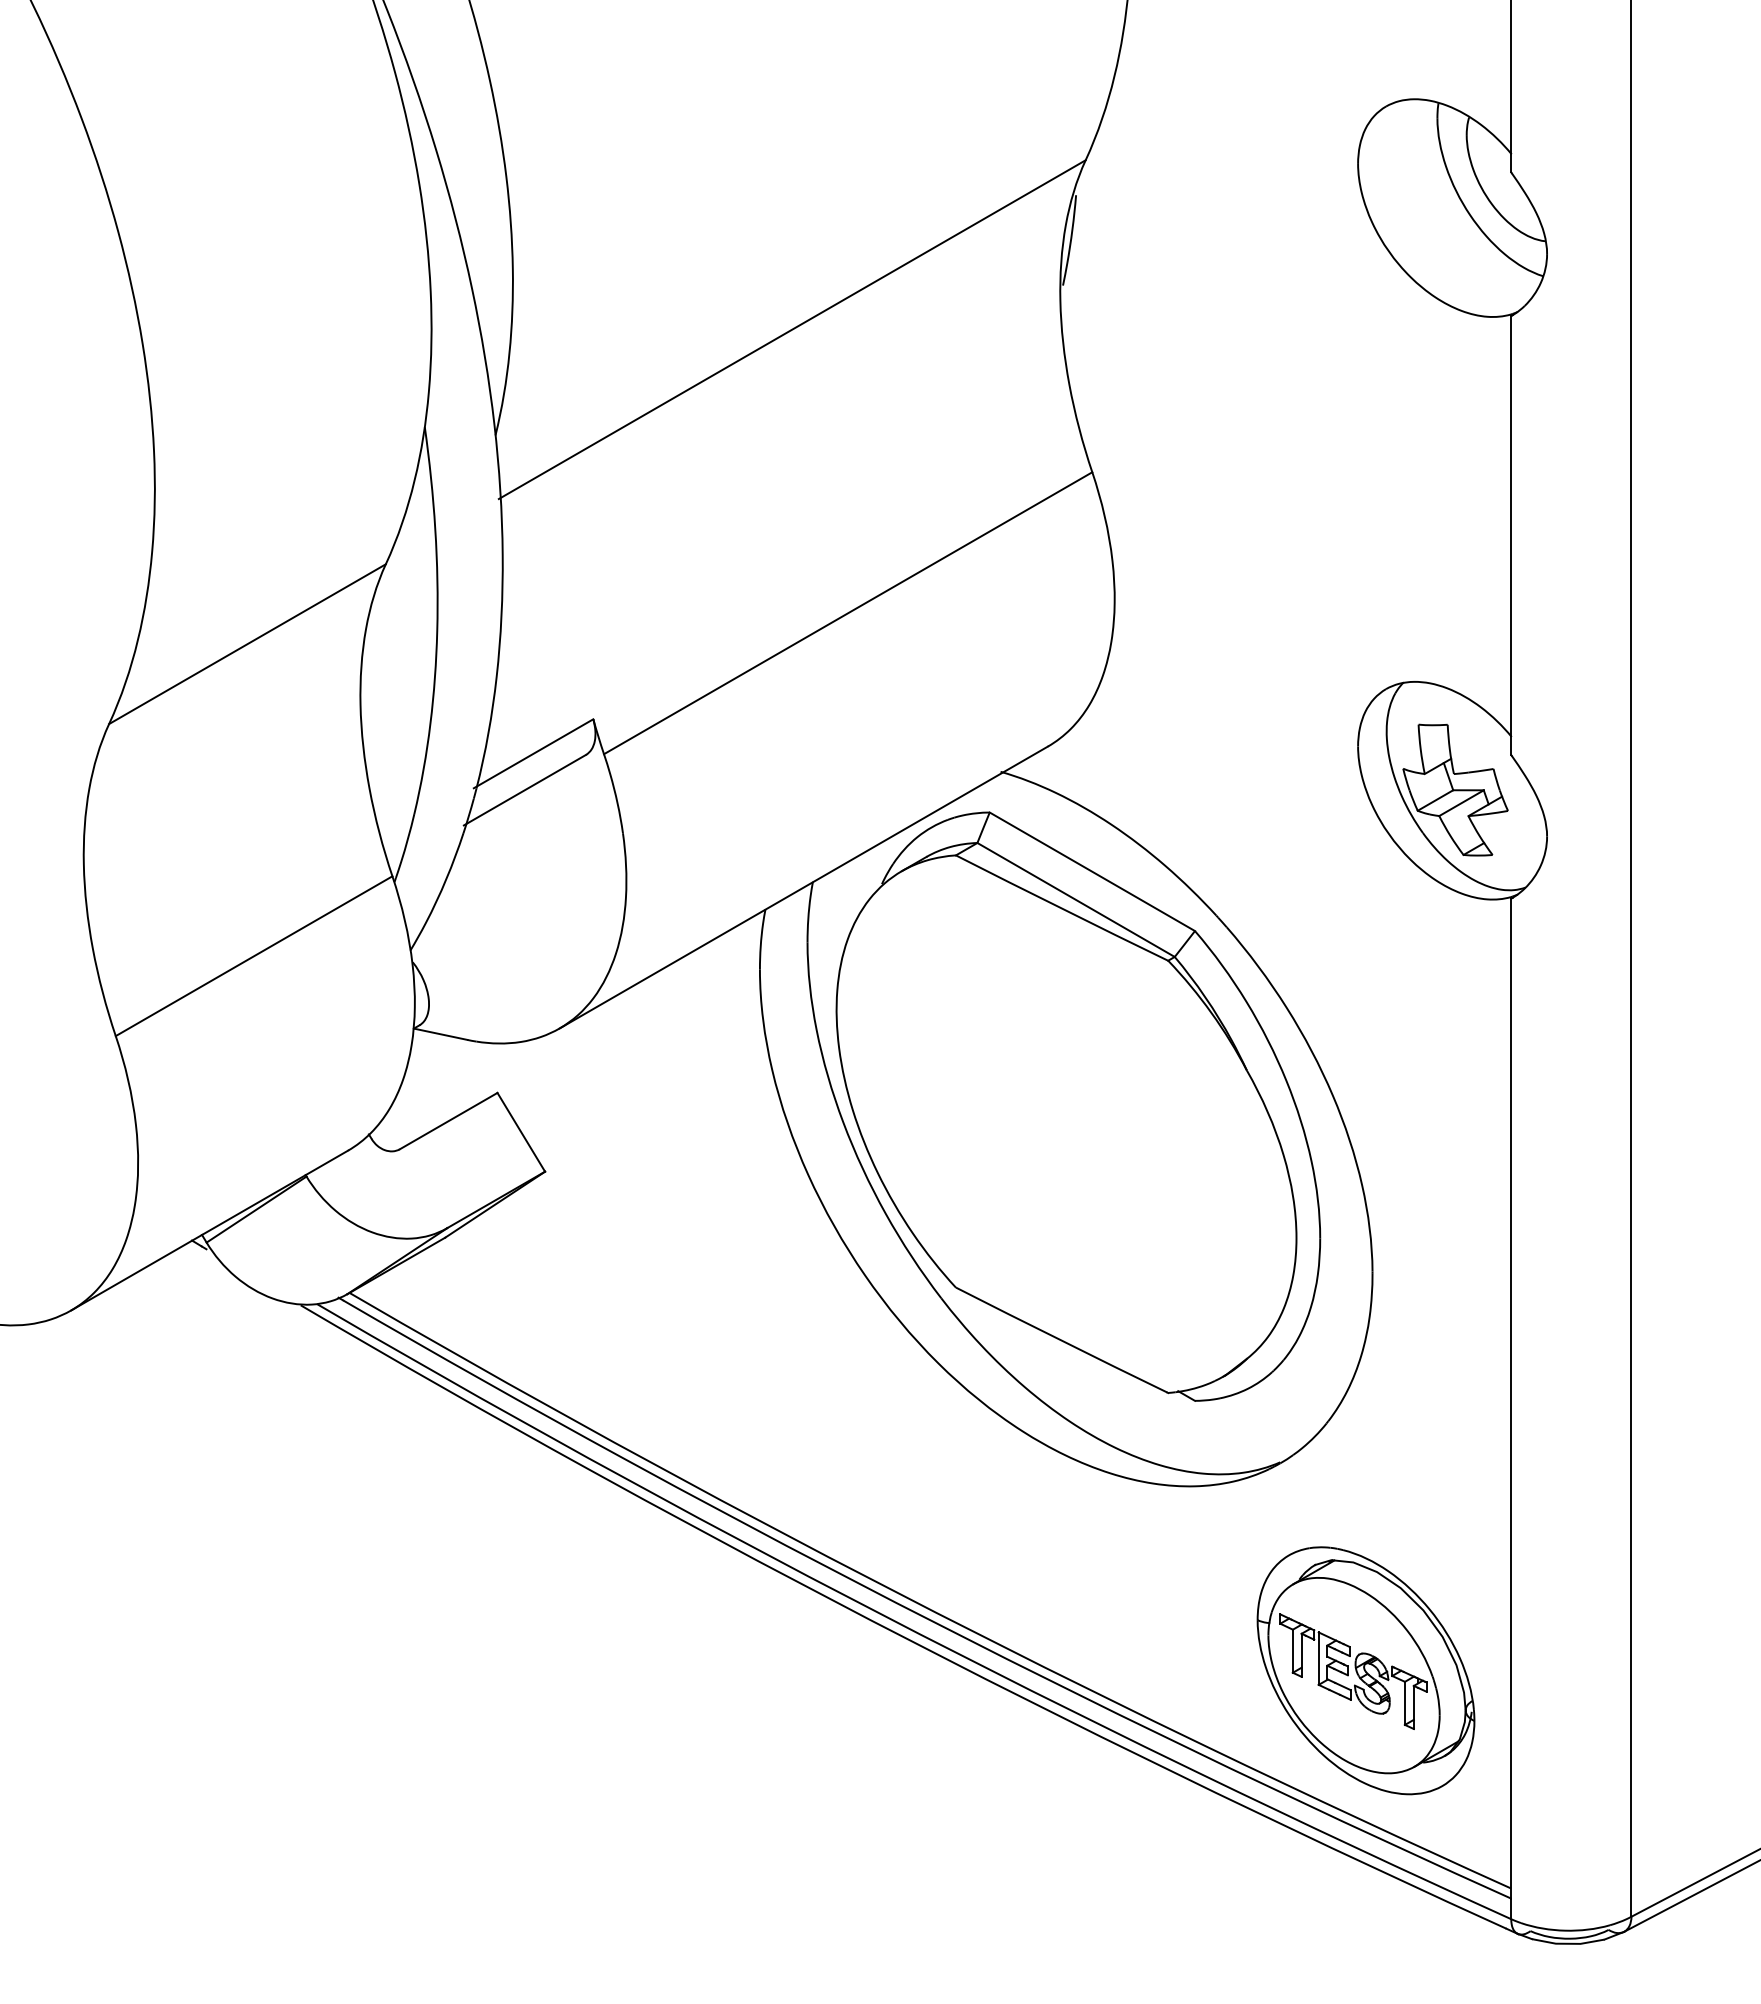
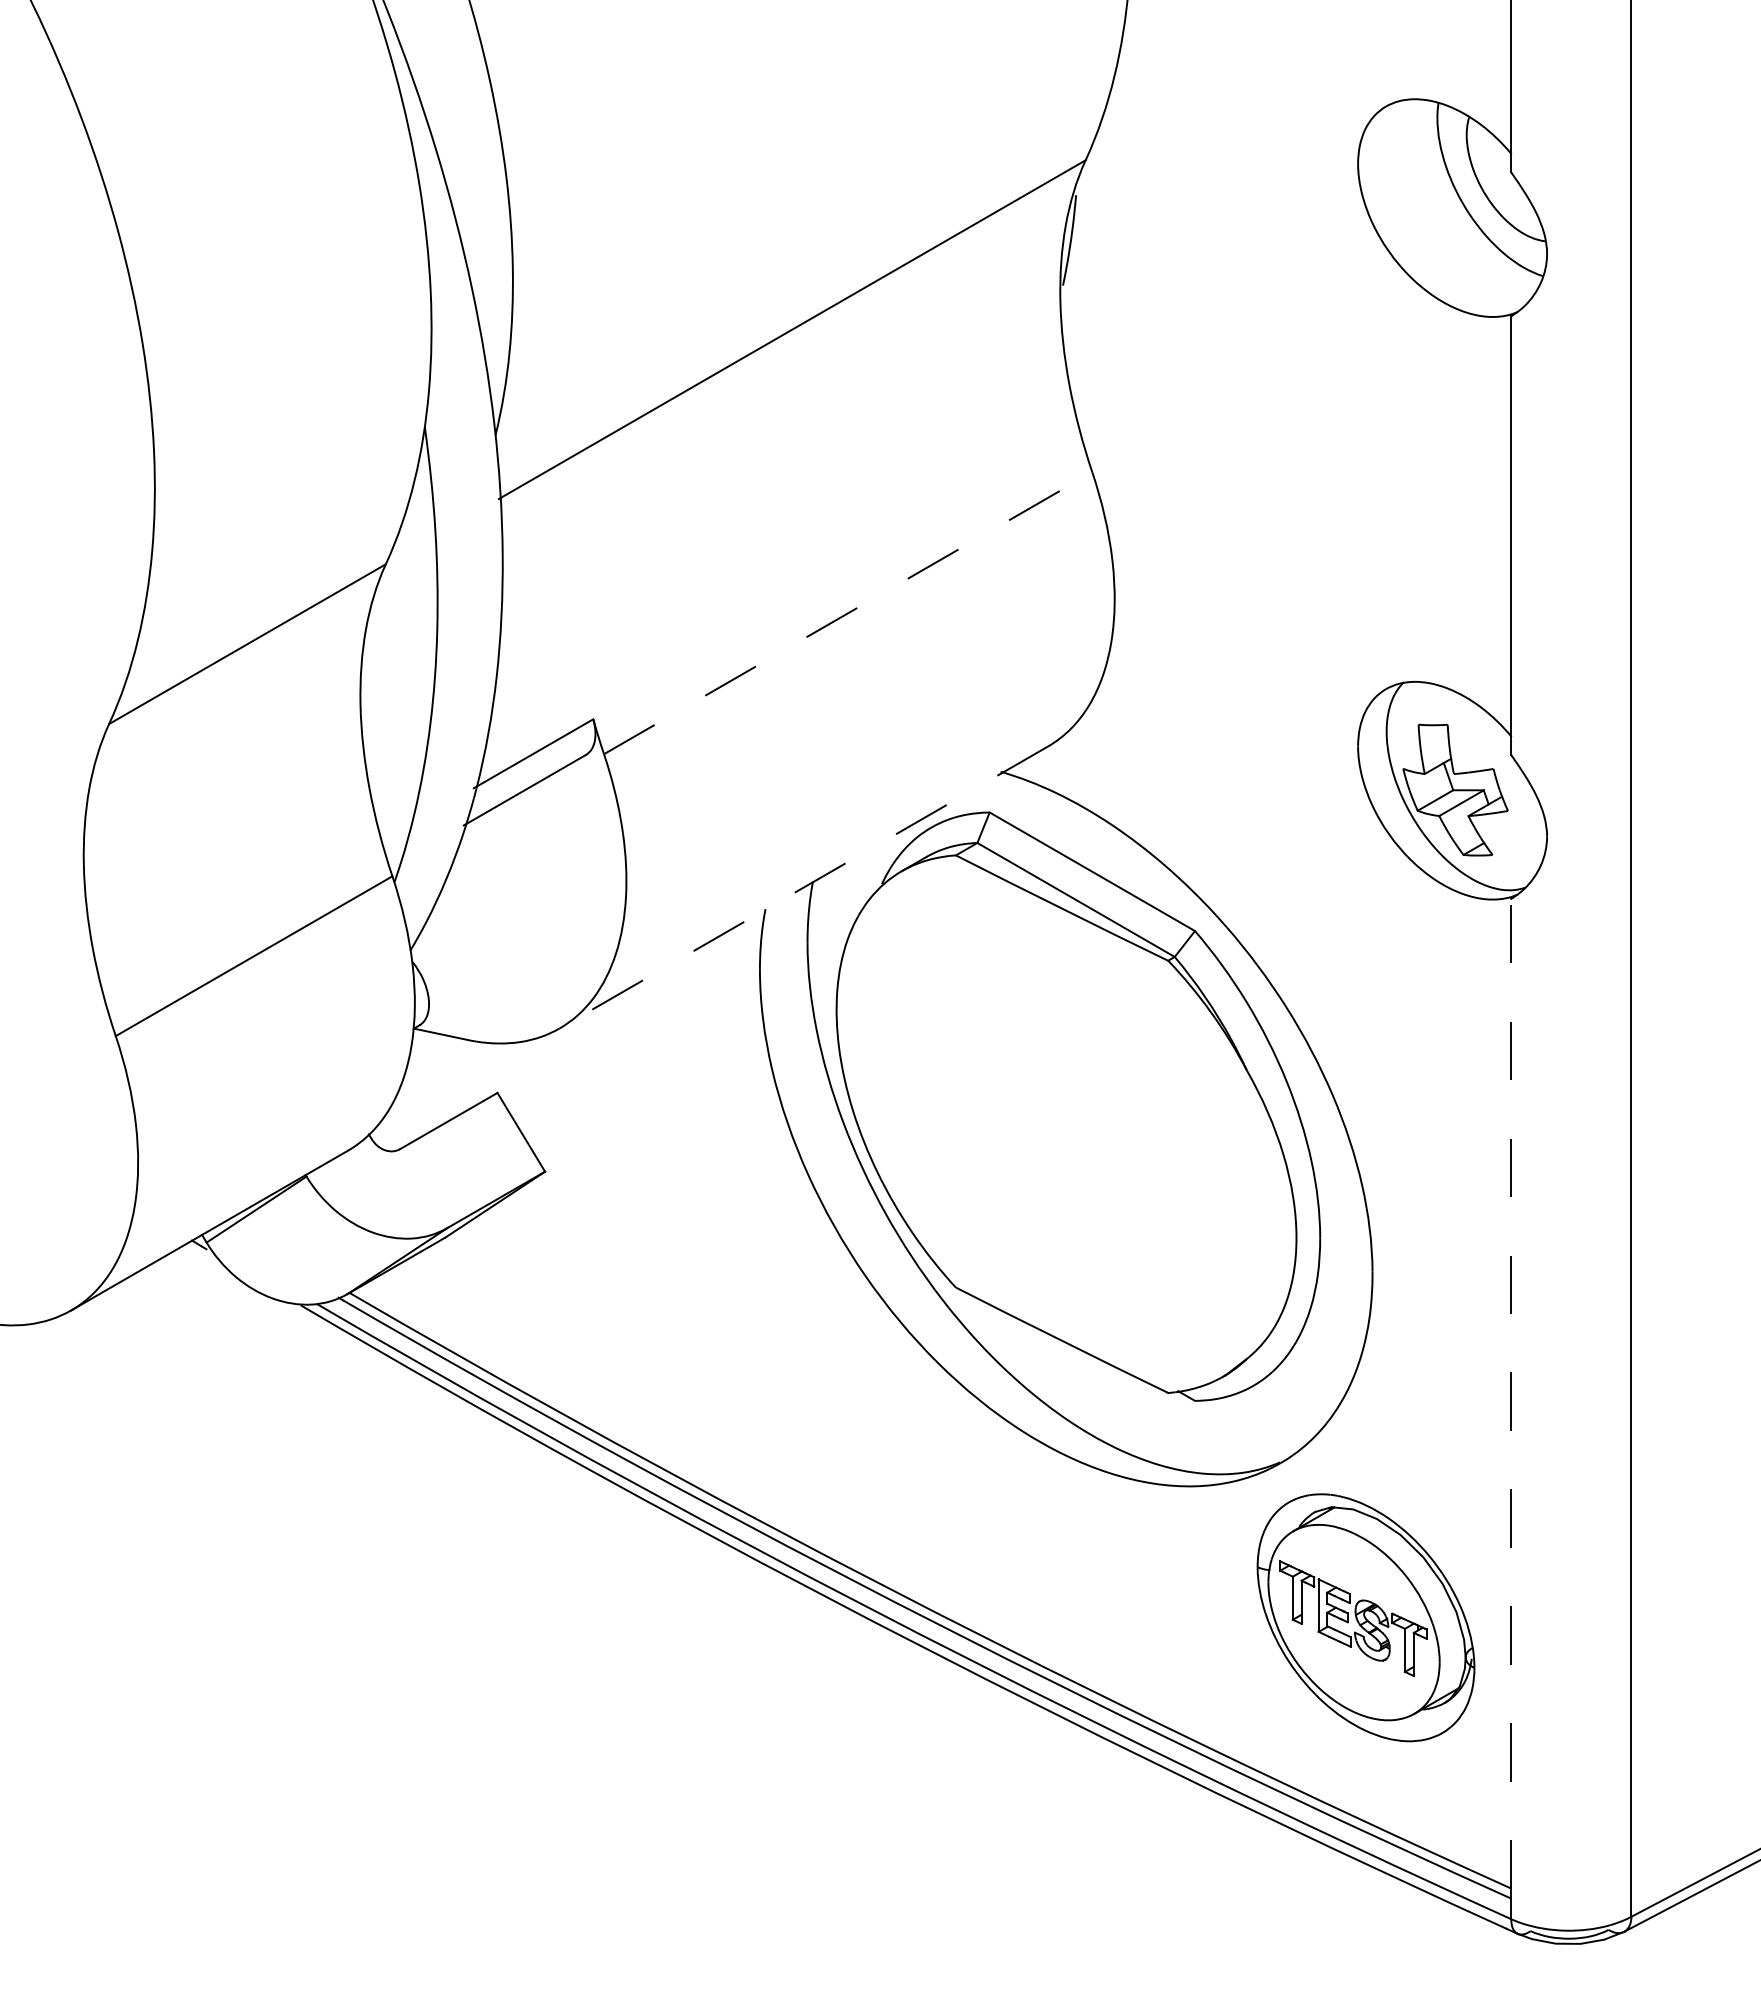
line: solid -> dashed (848, 613)
line: solid -> dashed (803, 887)
line: solid -> dashed (1511, 1398)
part position: (1365, 1670) -> (1365, 1617) (1365, 1617)
